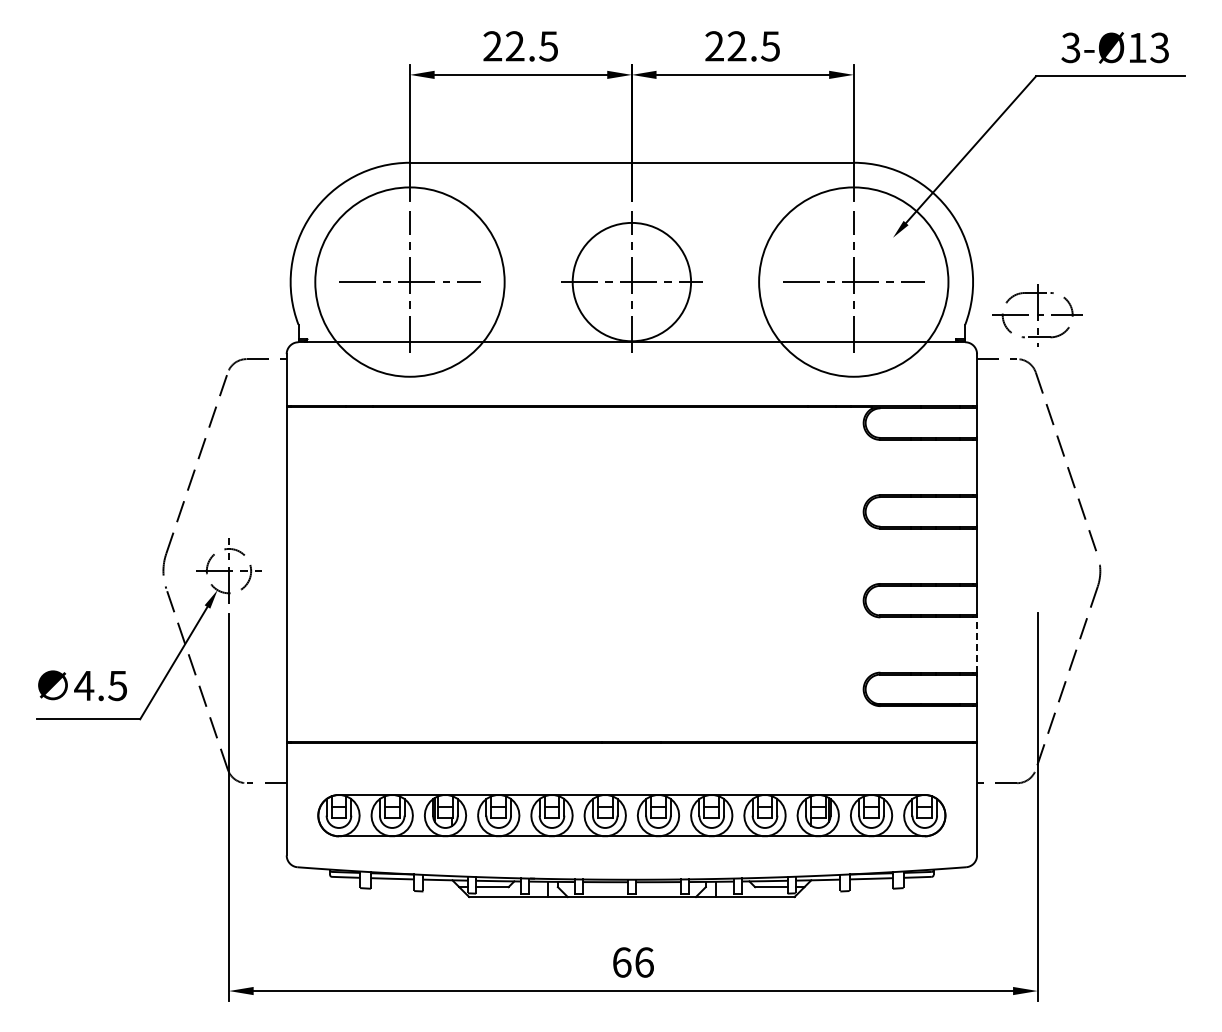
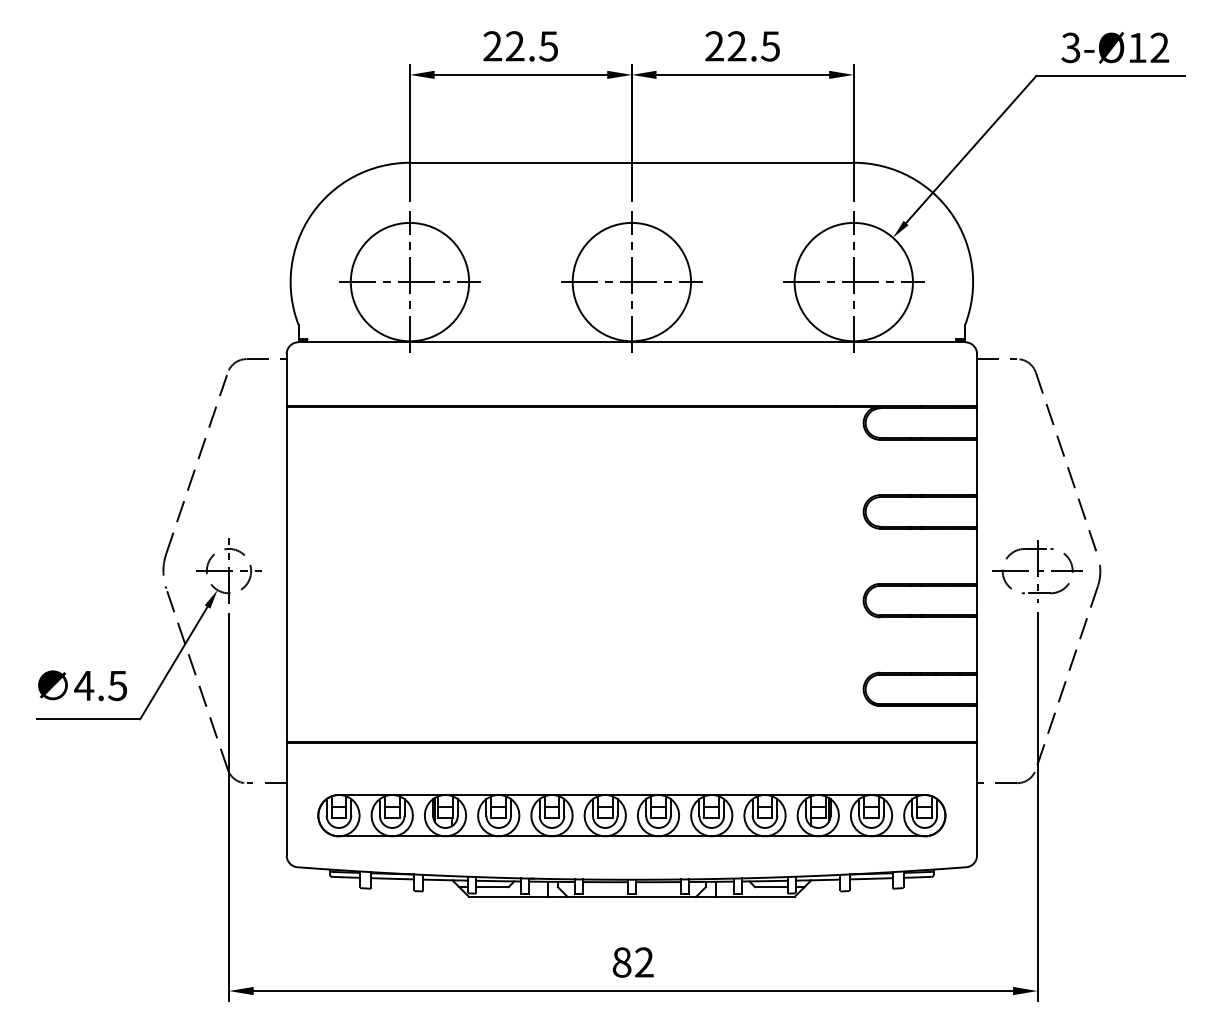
text: 3-Ø13 -> 3-Ø12 (1159, 48)
circle diameter: 189 px -> 118 px (409, 281)
circle diameter: 189 px -> 118 px (853, 281)
part position: (1037, 315) -> (1037, 571) (1037, 571)
line: dashed -> solid (977, 645)
text: 66 -> 82 (632, 962)
